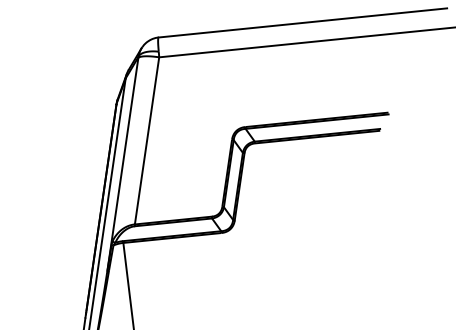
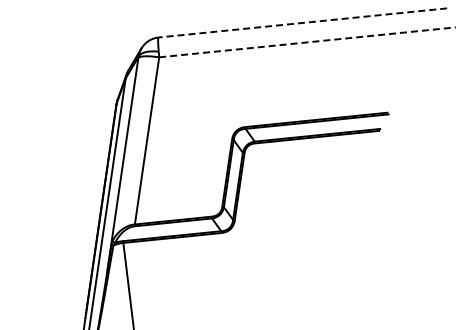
line: solid -> dashed (302, 22)
line: solid -> dashed (308, 42)
